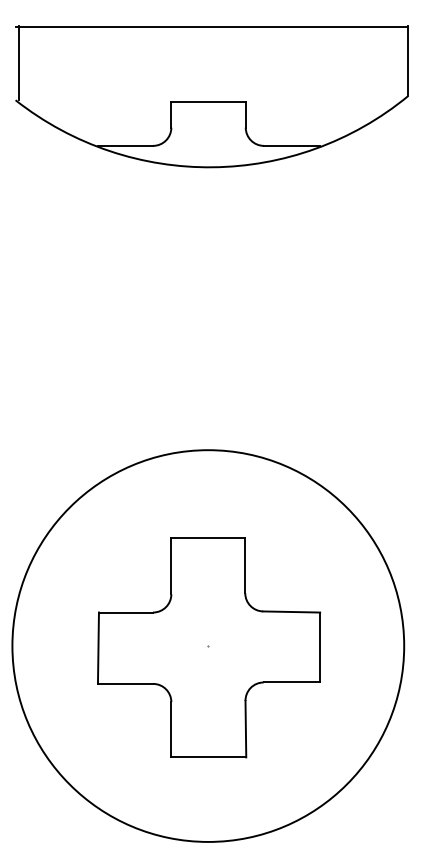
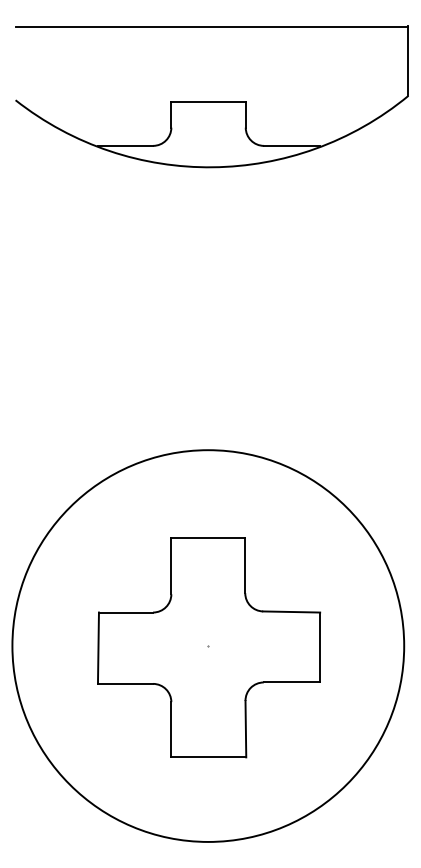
line: present -> none (18, 62)
